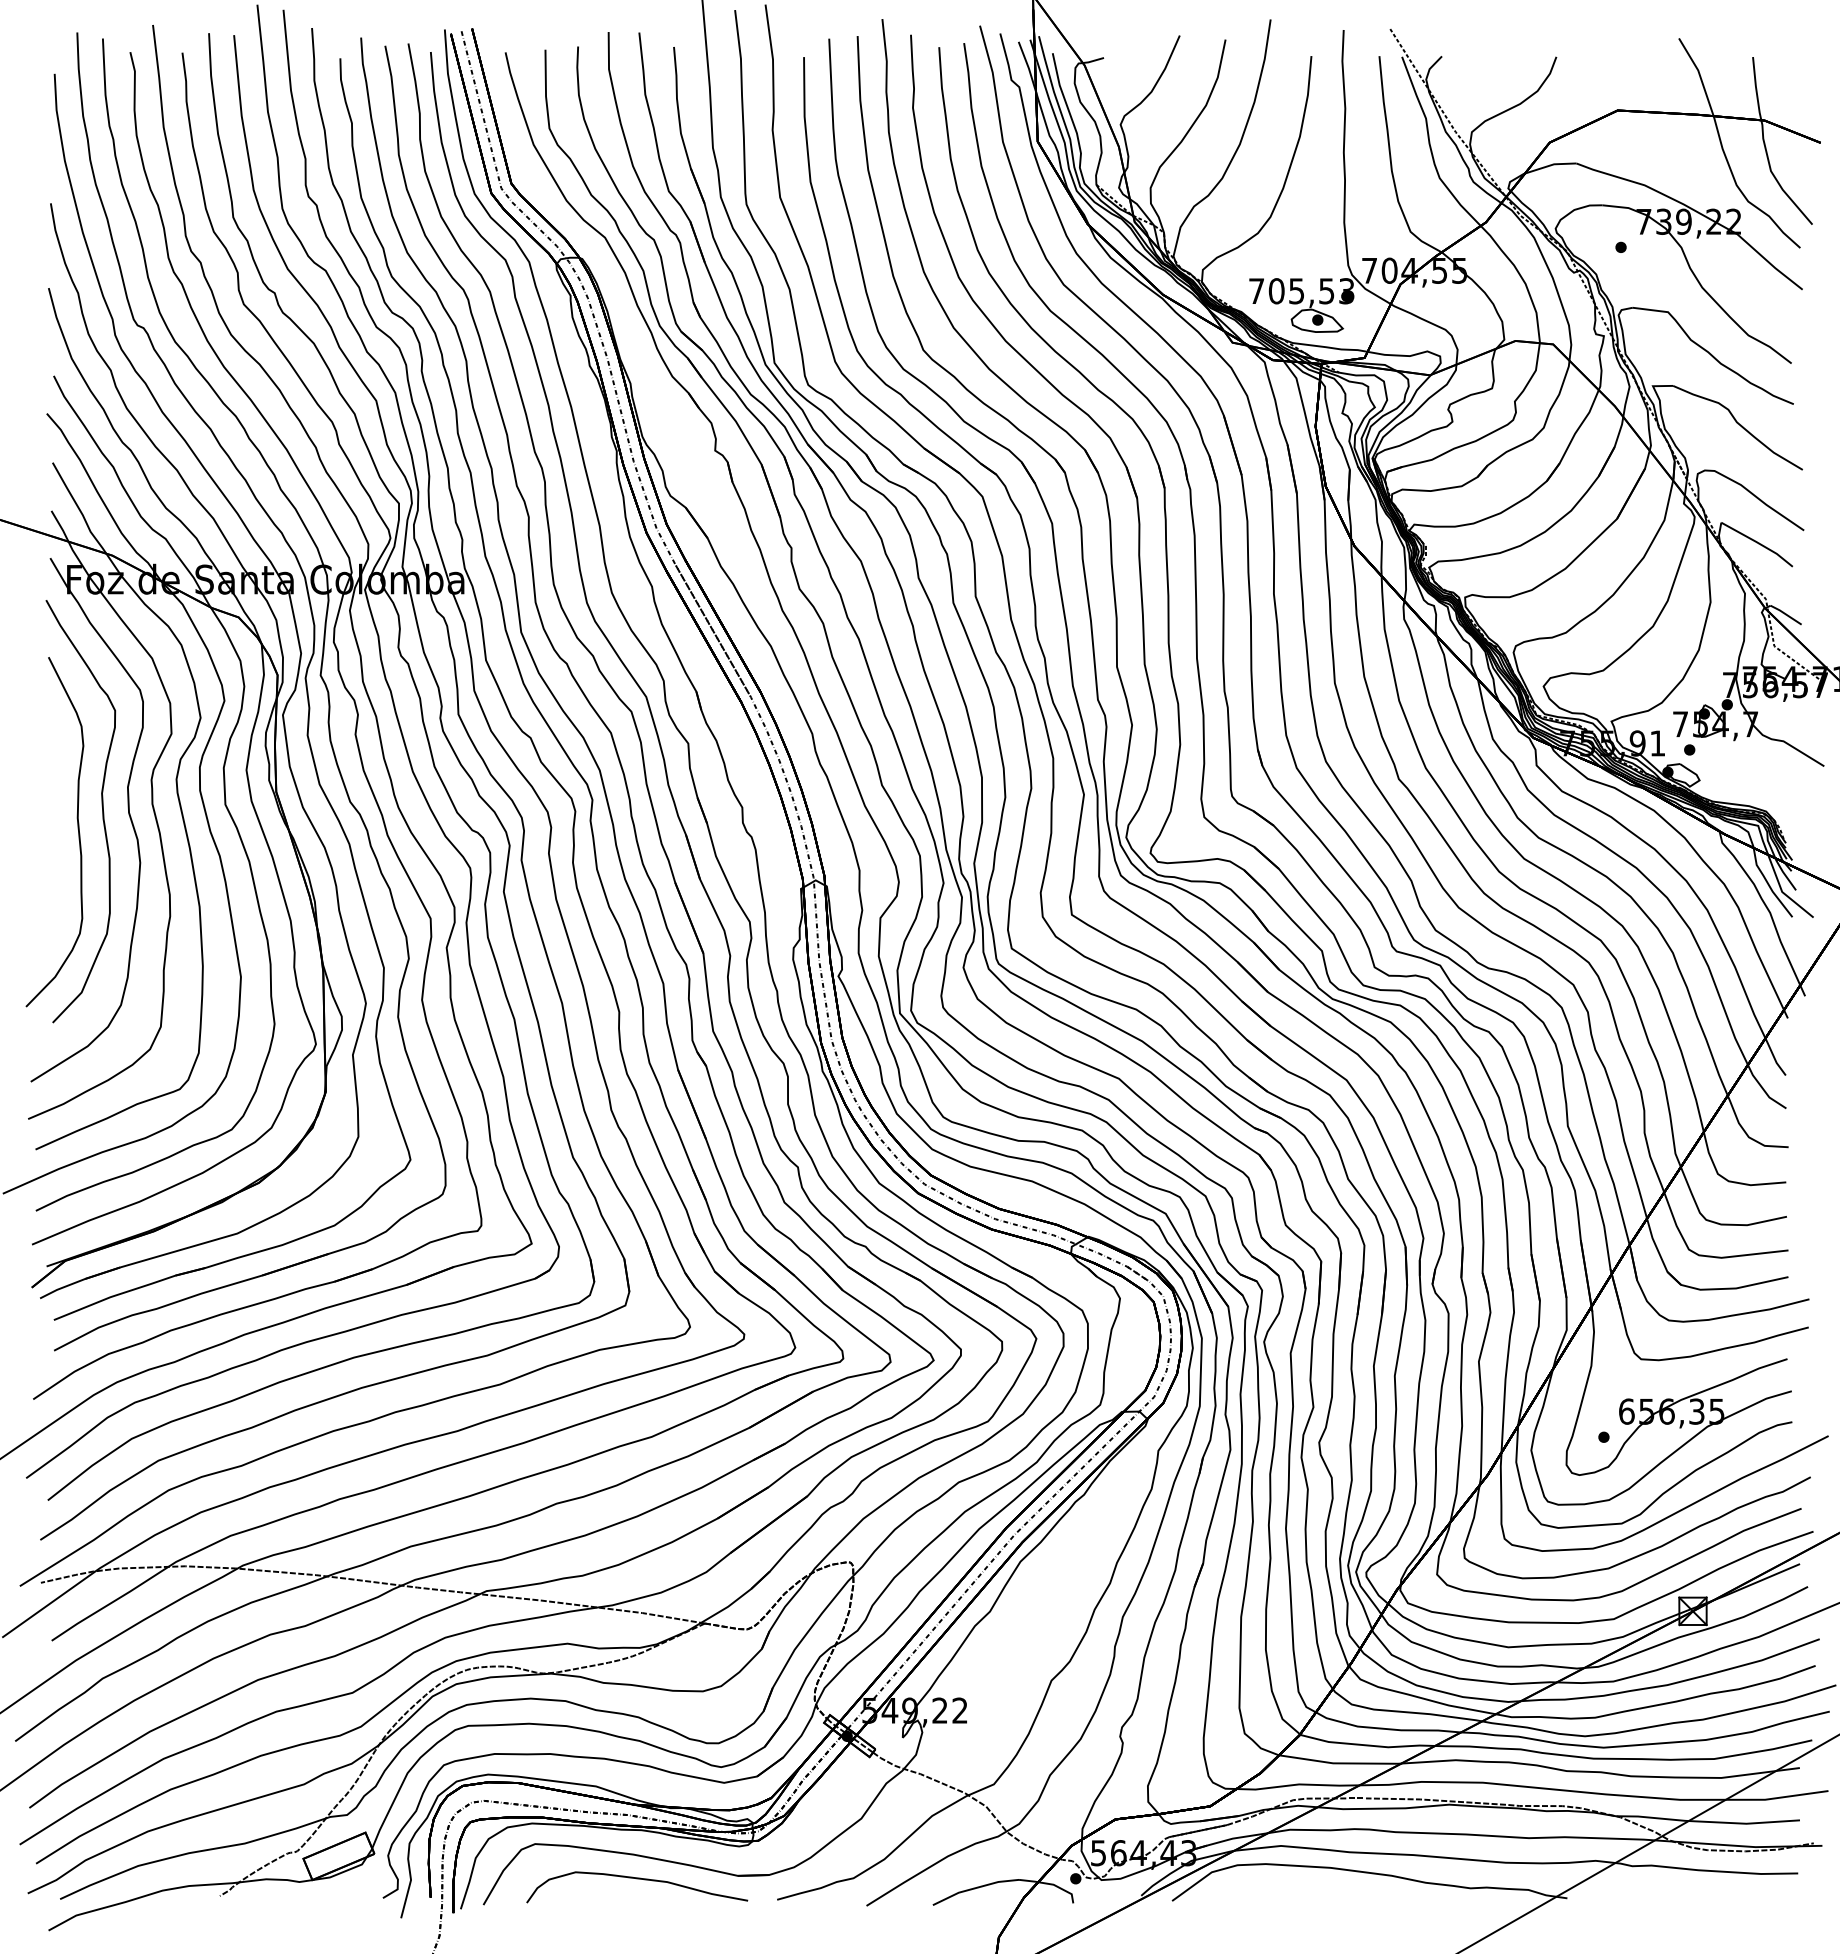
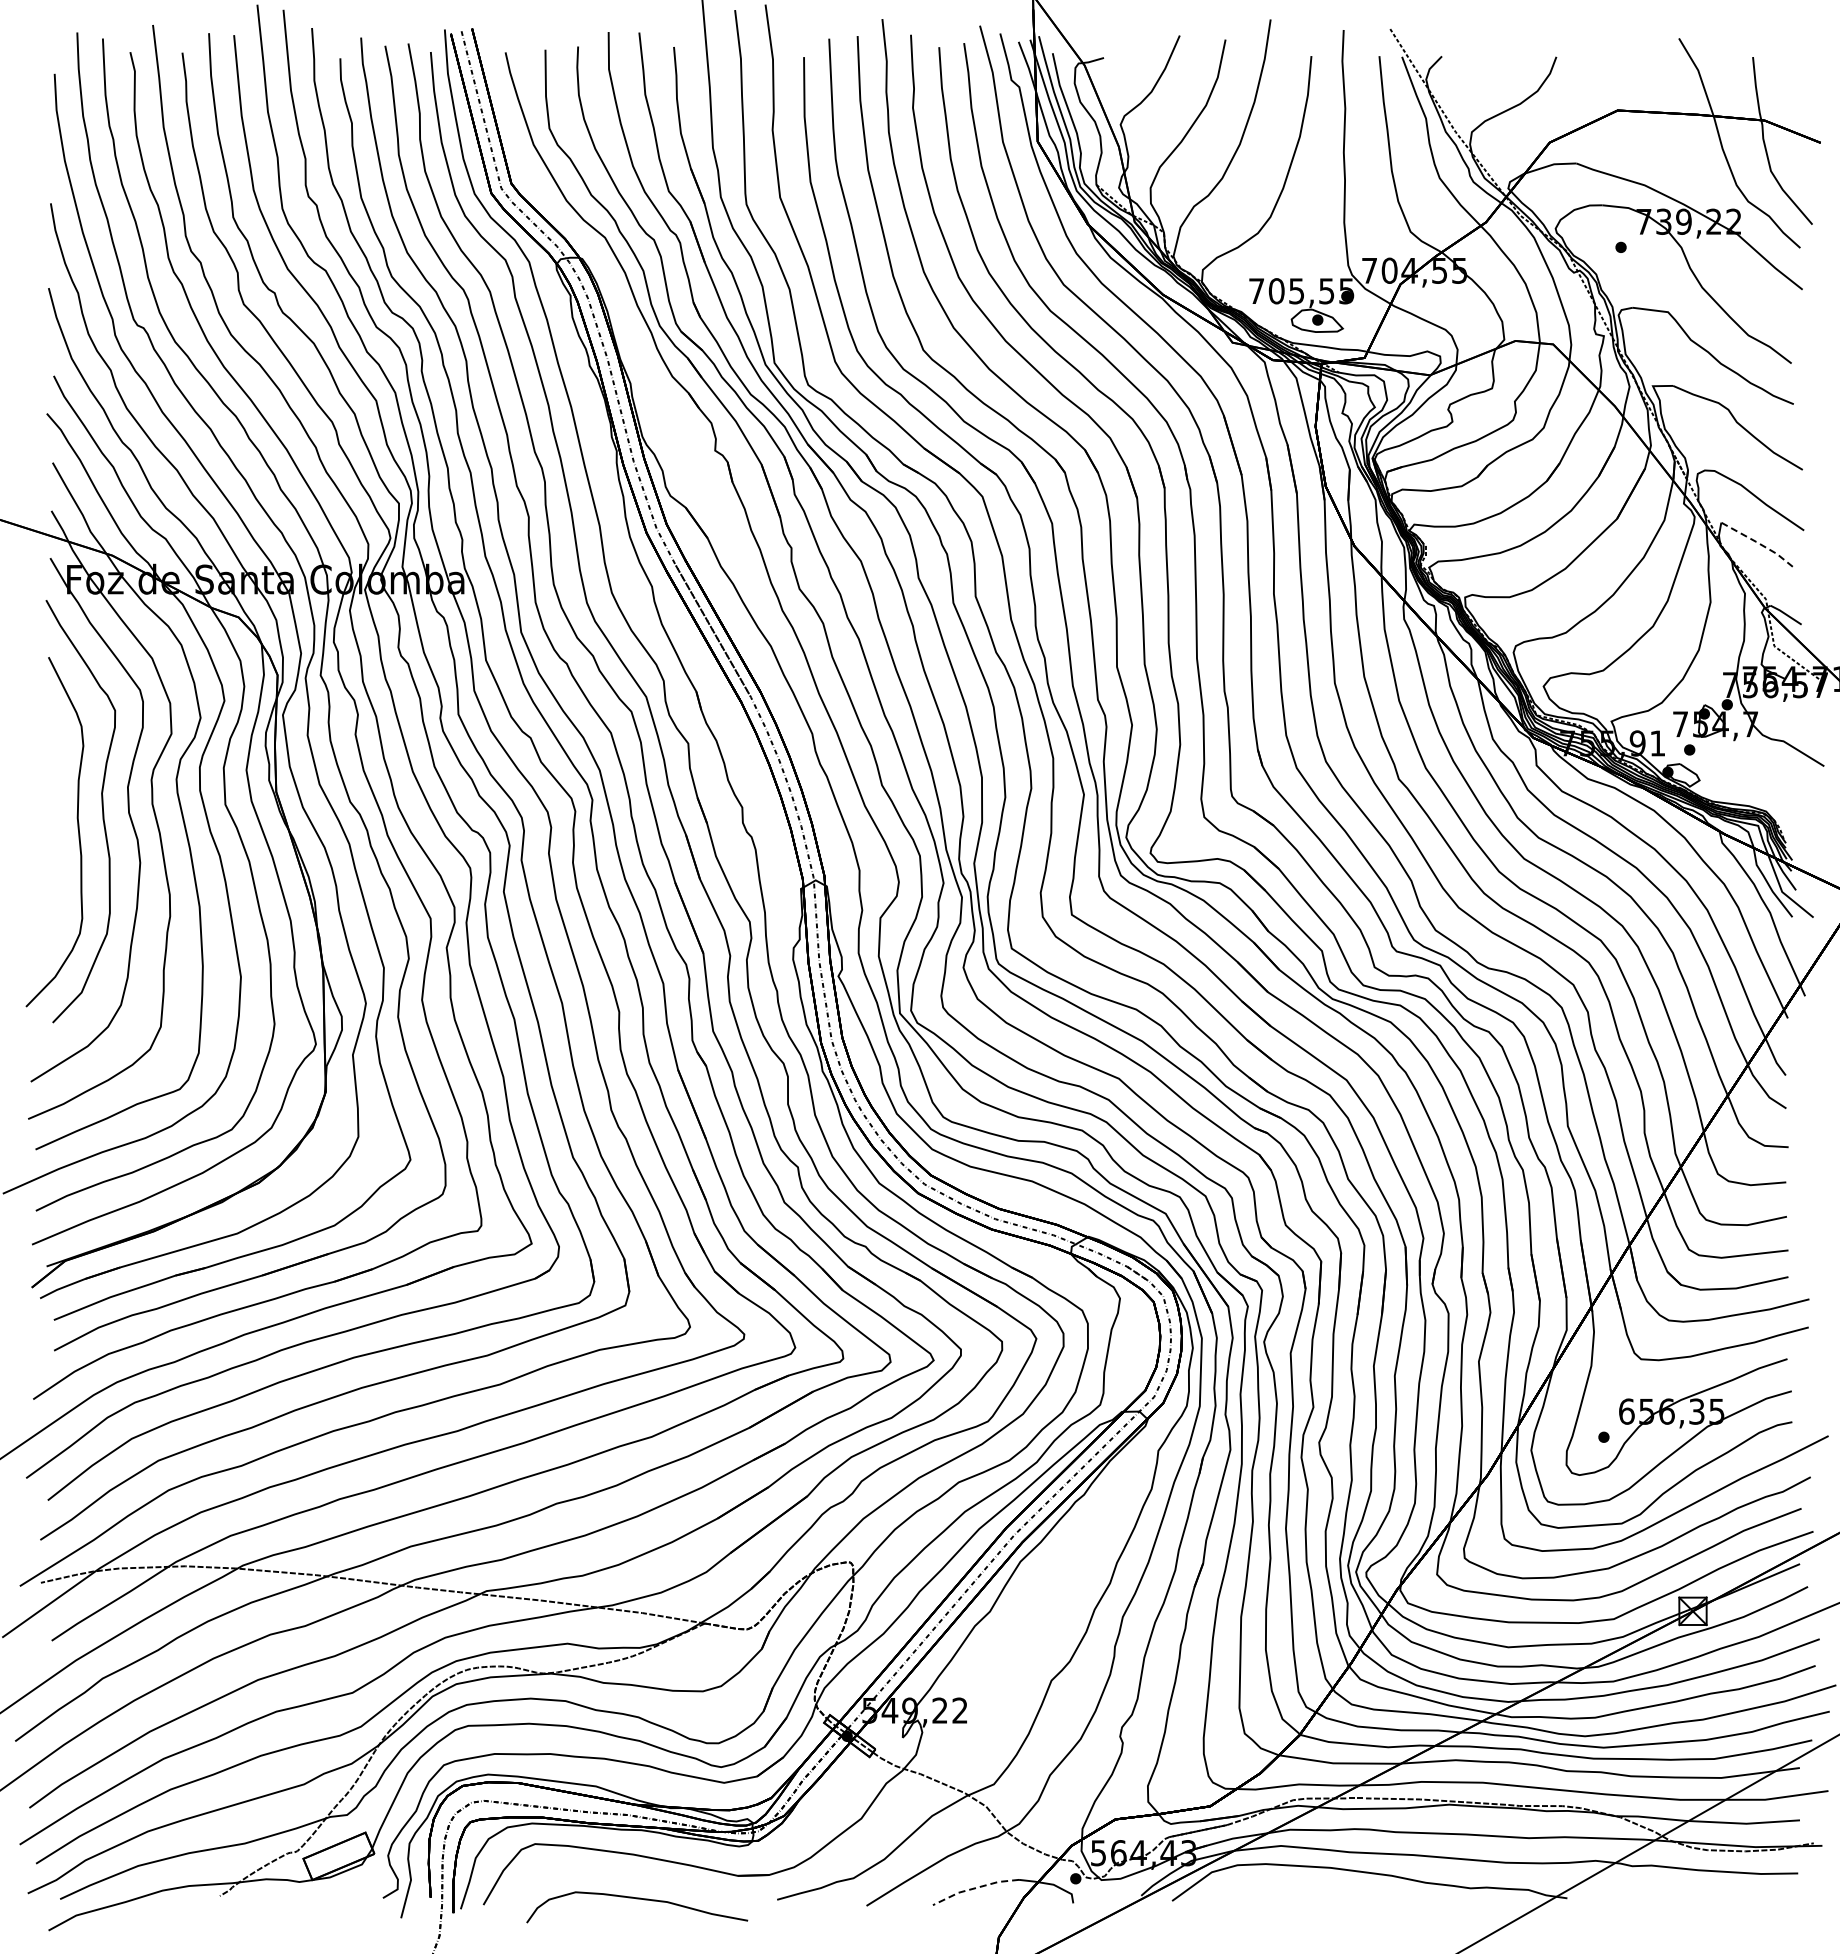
text: 705,53 -> 705,55 (1347, 290)
line: solid -> dashed (1757, 542)
curve position: (637, 1879) -> (637, 1899) (637, 1899)
line: solid -> dashed (974, 1888)
